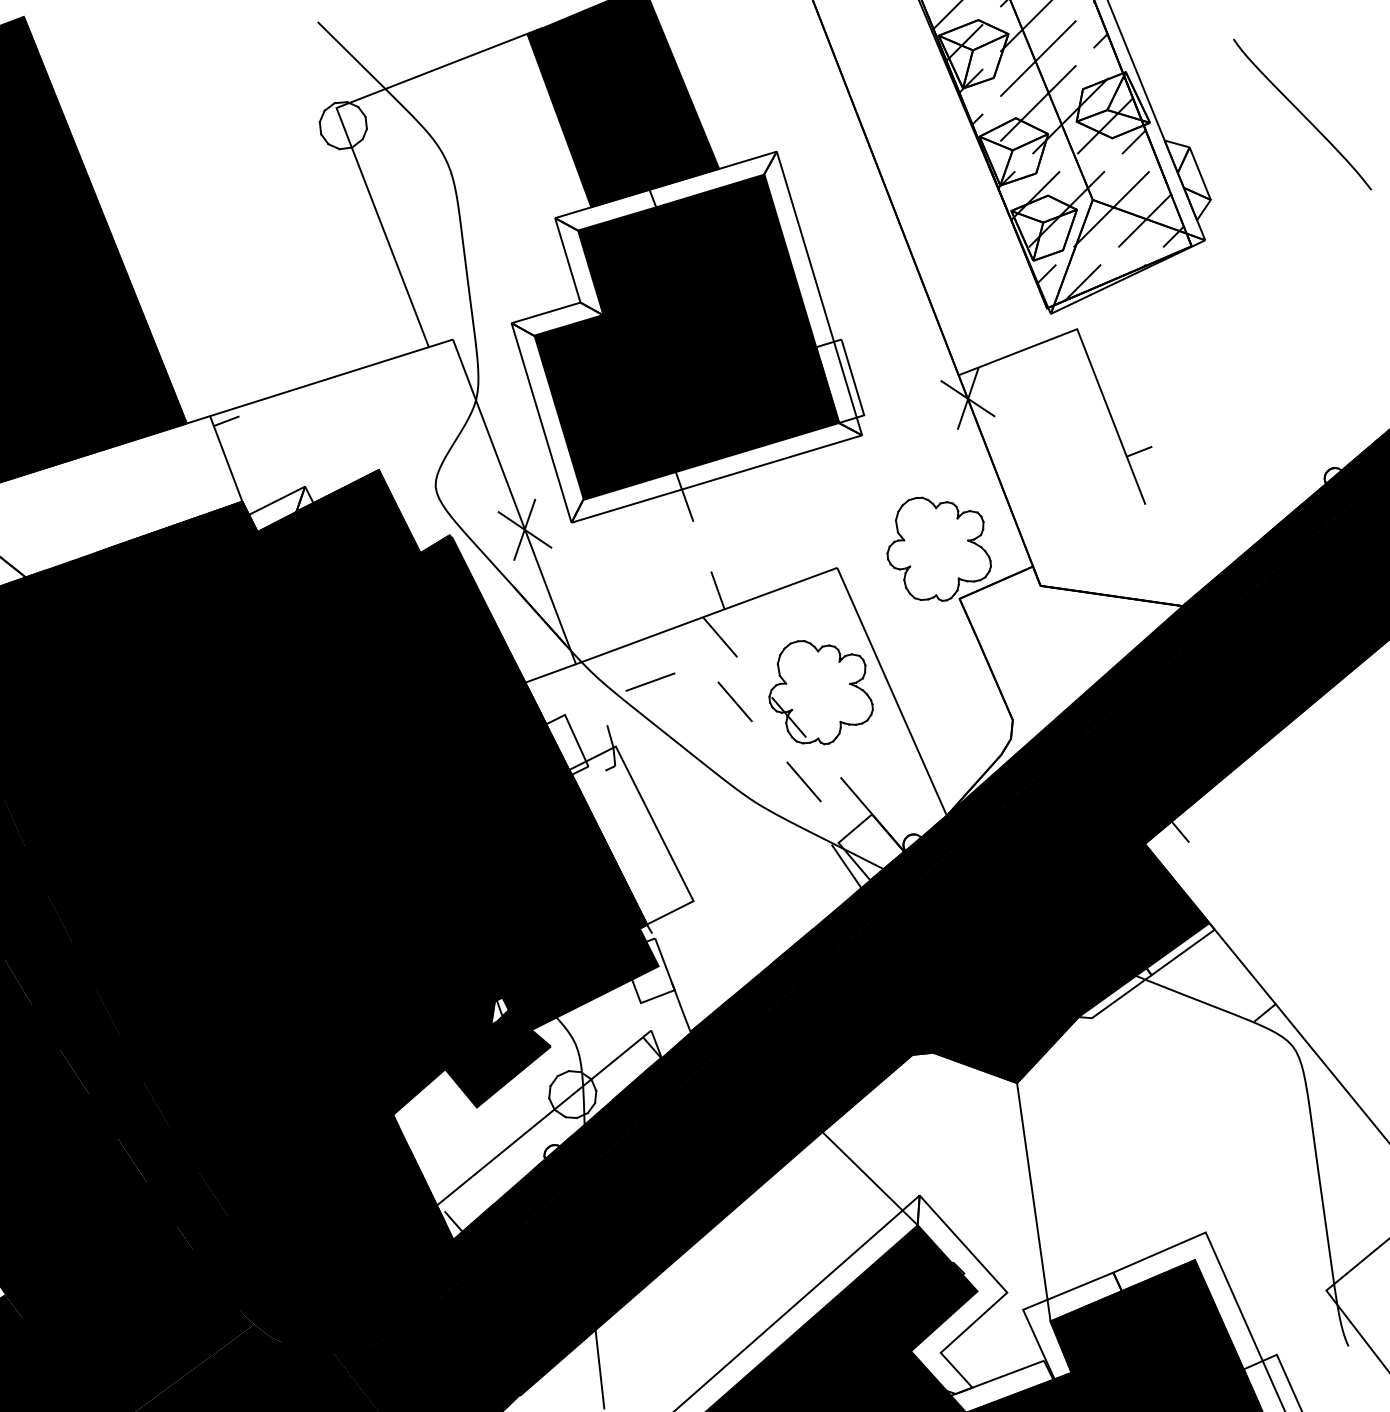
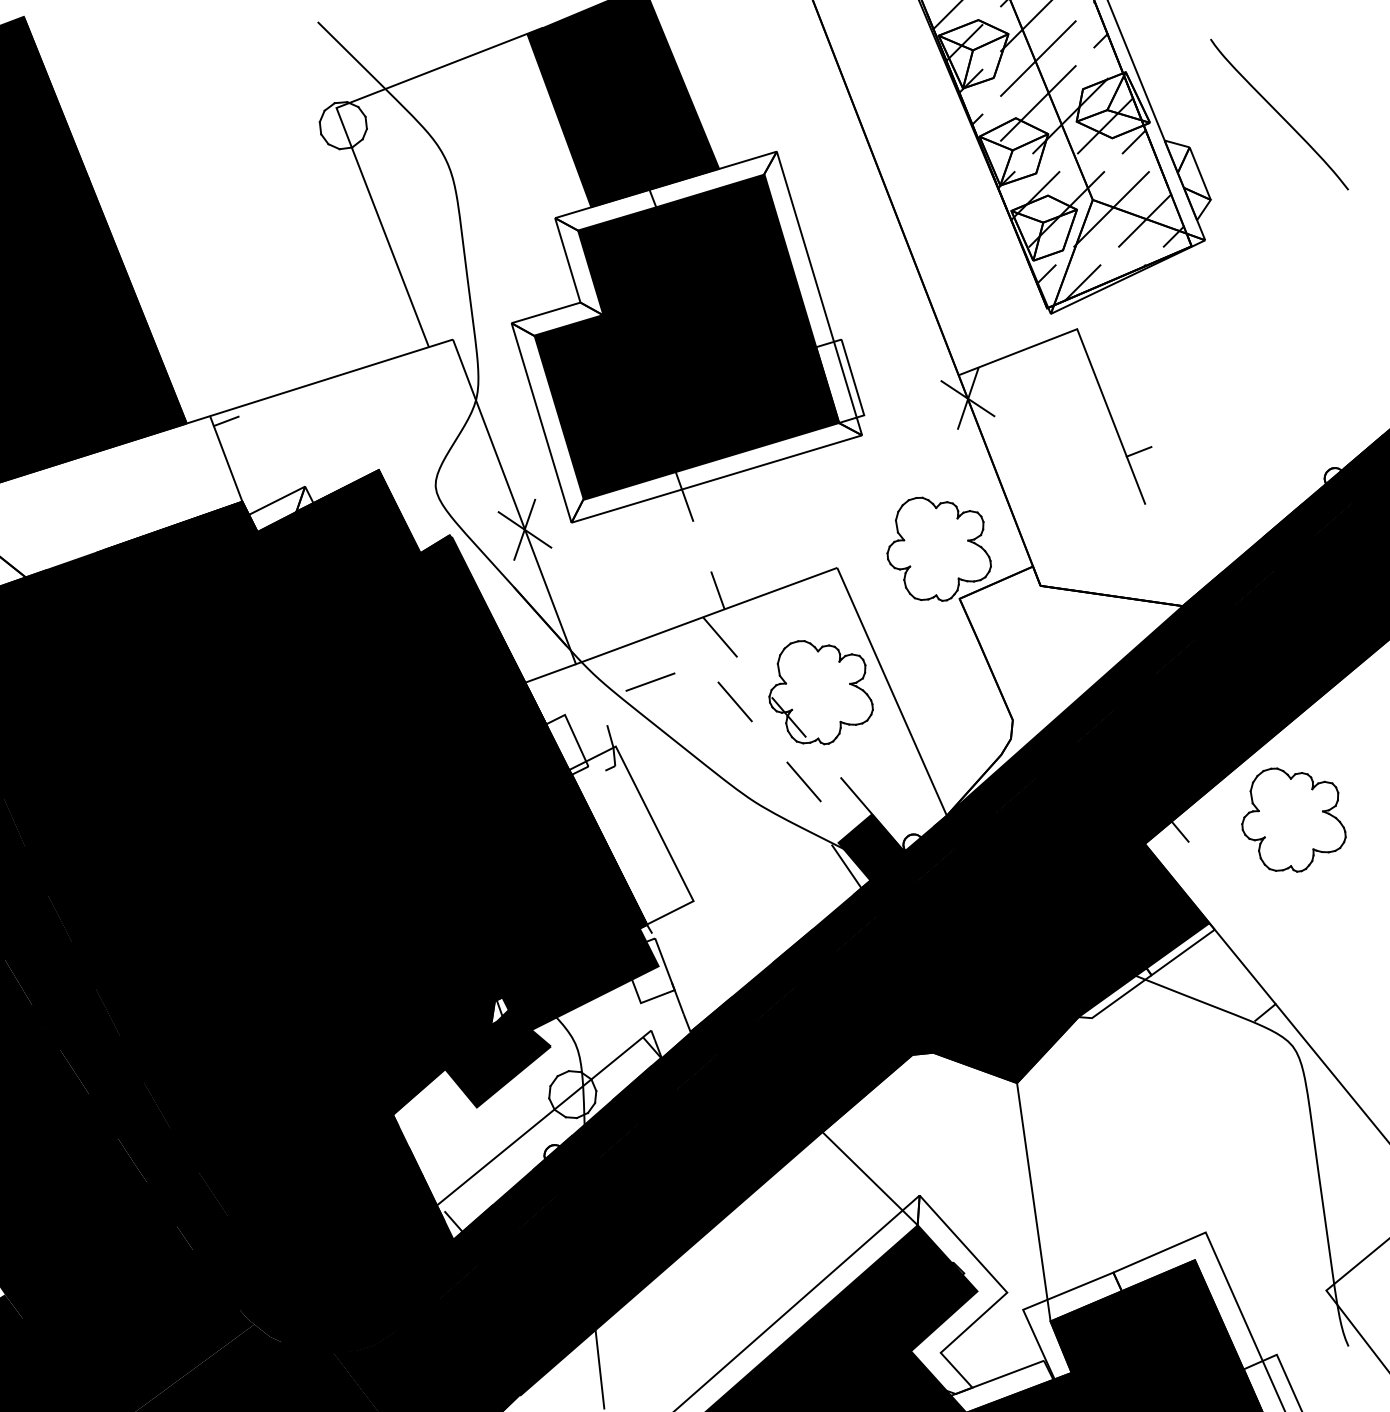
curve position: (1302, 114) -> (1279, 114) (1279, 114)
part: none -> present (1293, 819)
fill: none -> present (871, 847)
